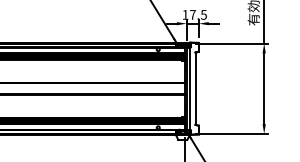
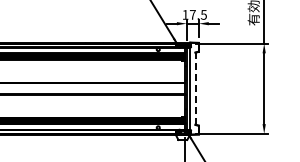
line: solid -> dashed (195, 89)
